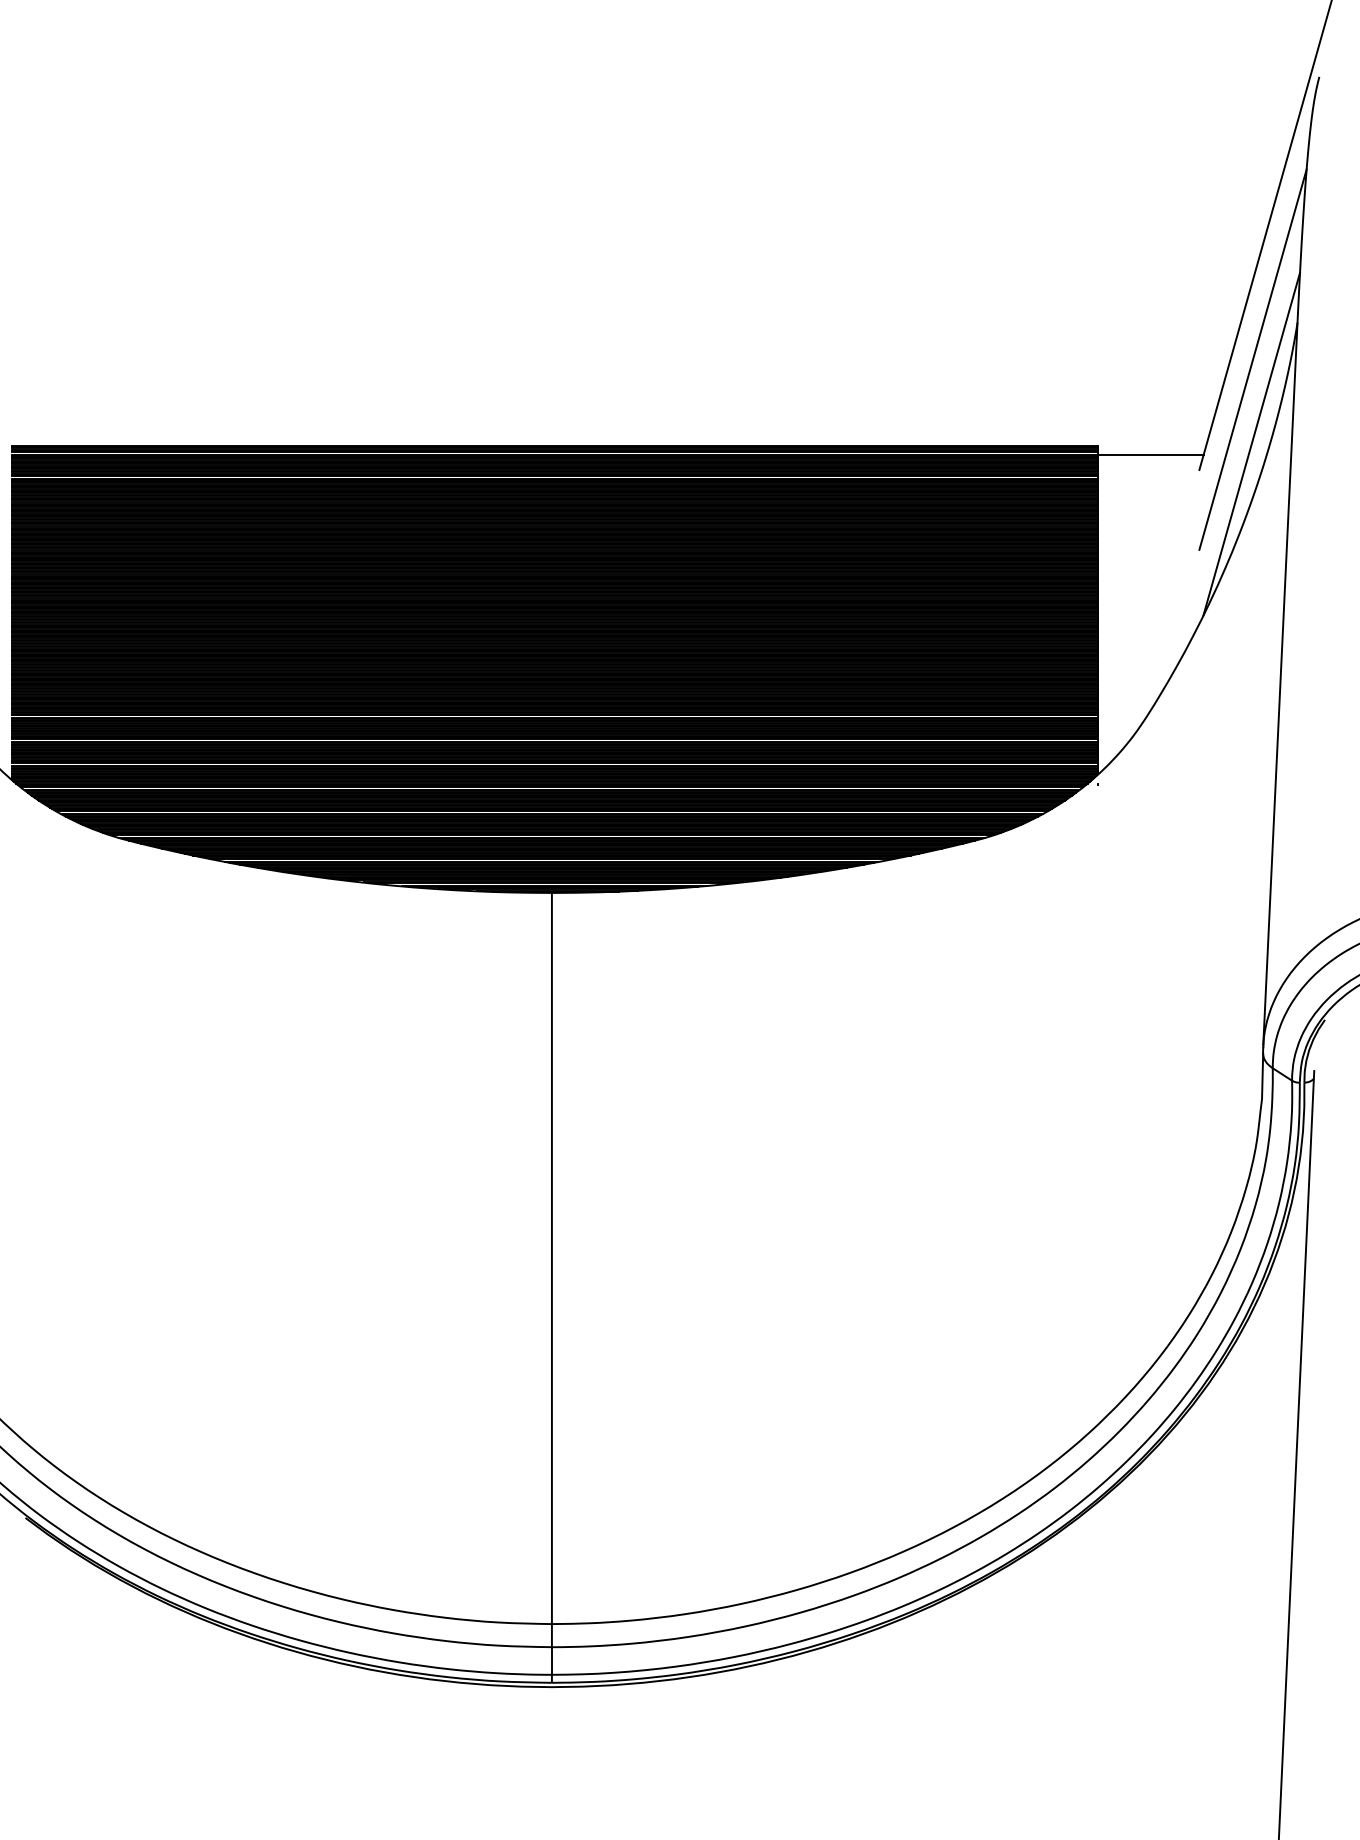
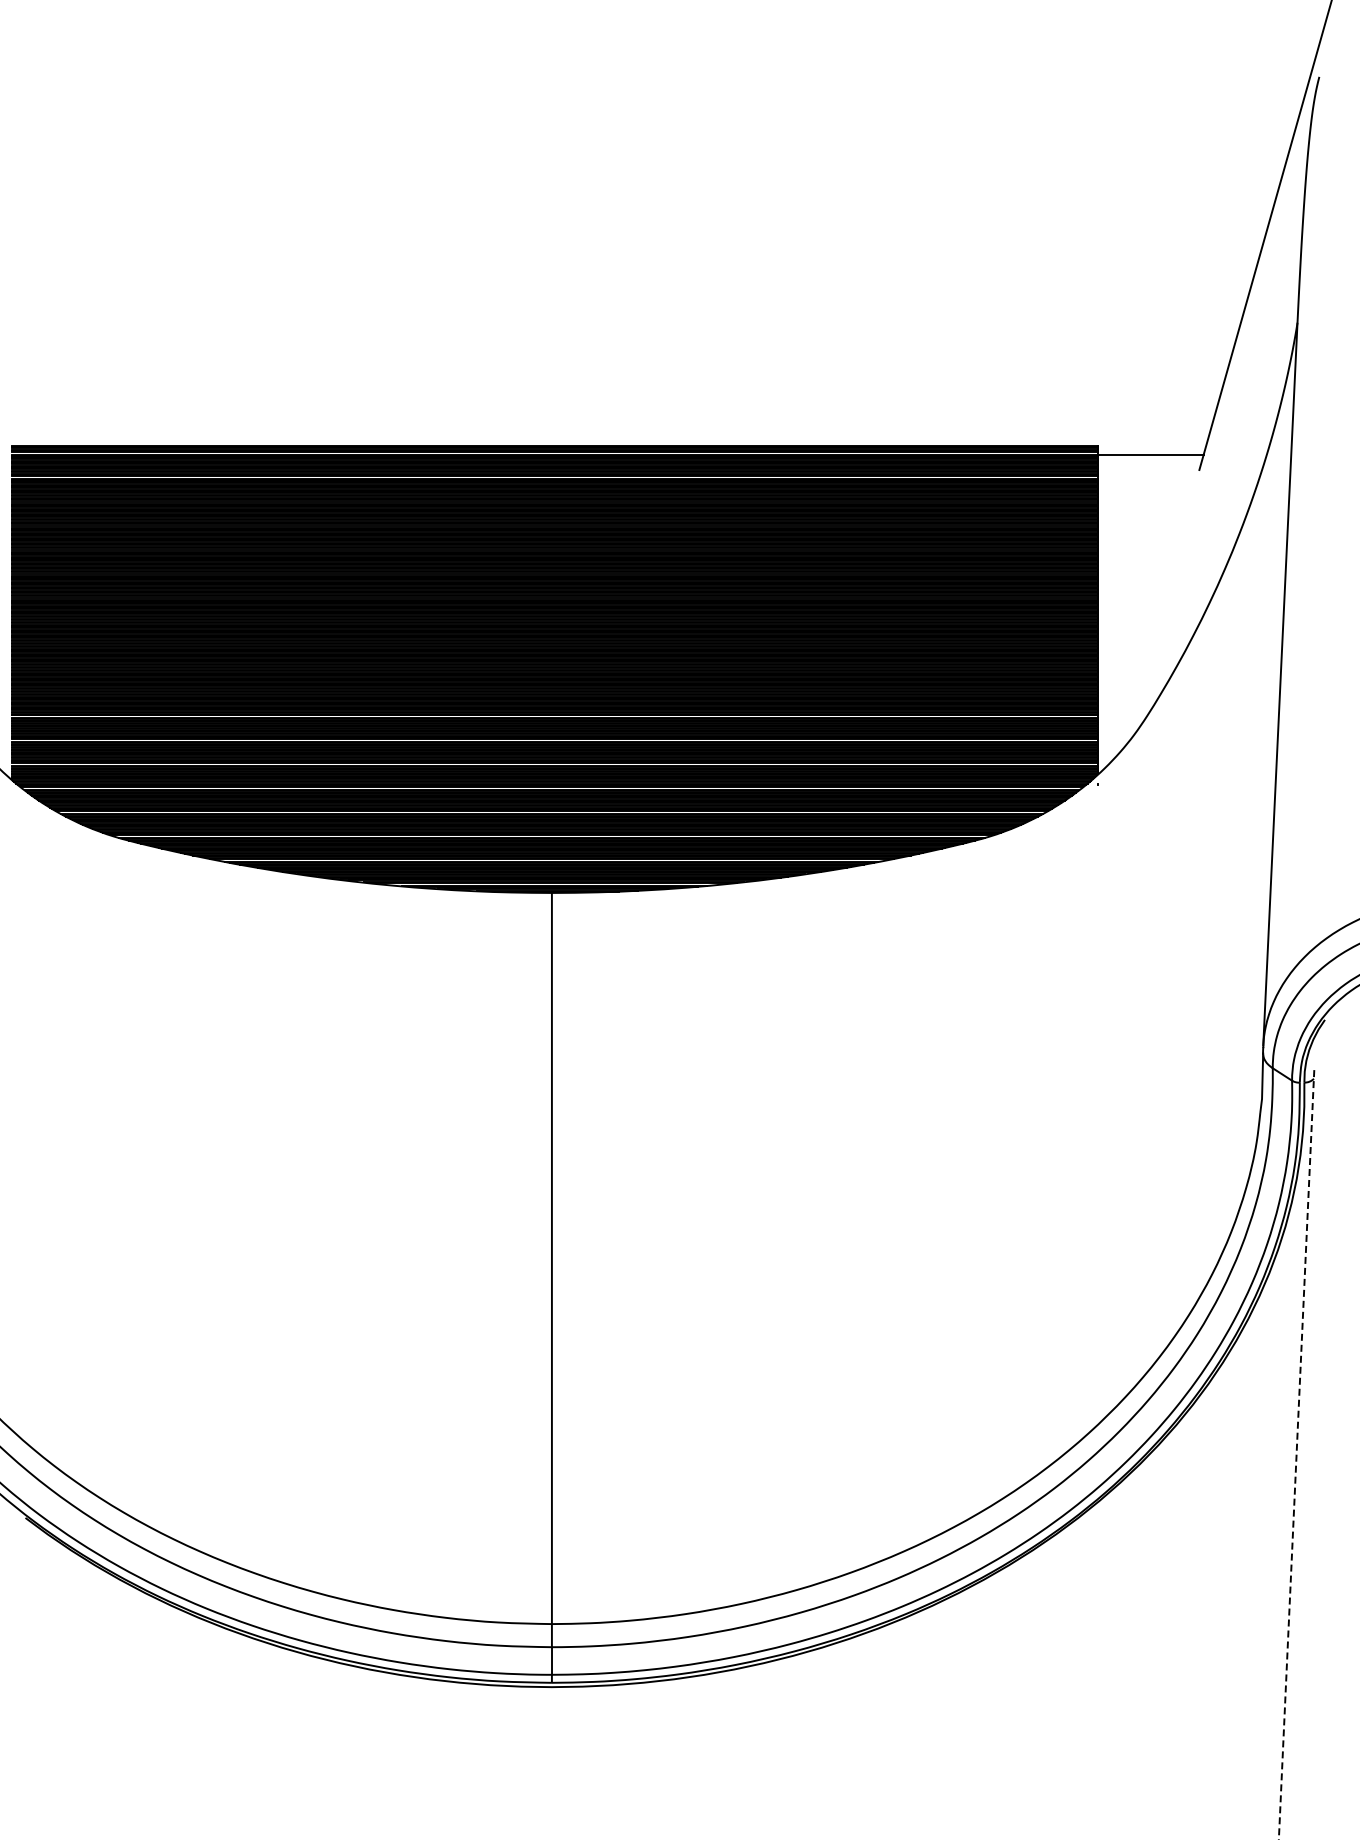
line: present -> none (1252, 359)
line: present -> none (1251, 443)
line: solid -> dashed (1296, 1455)
